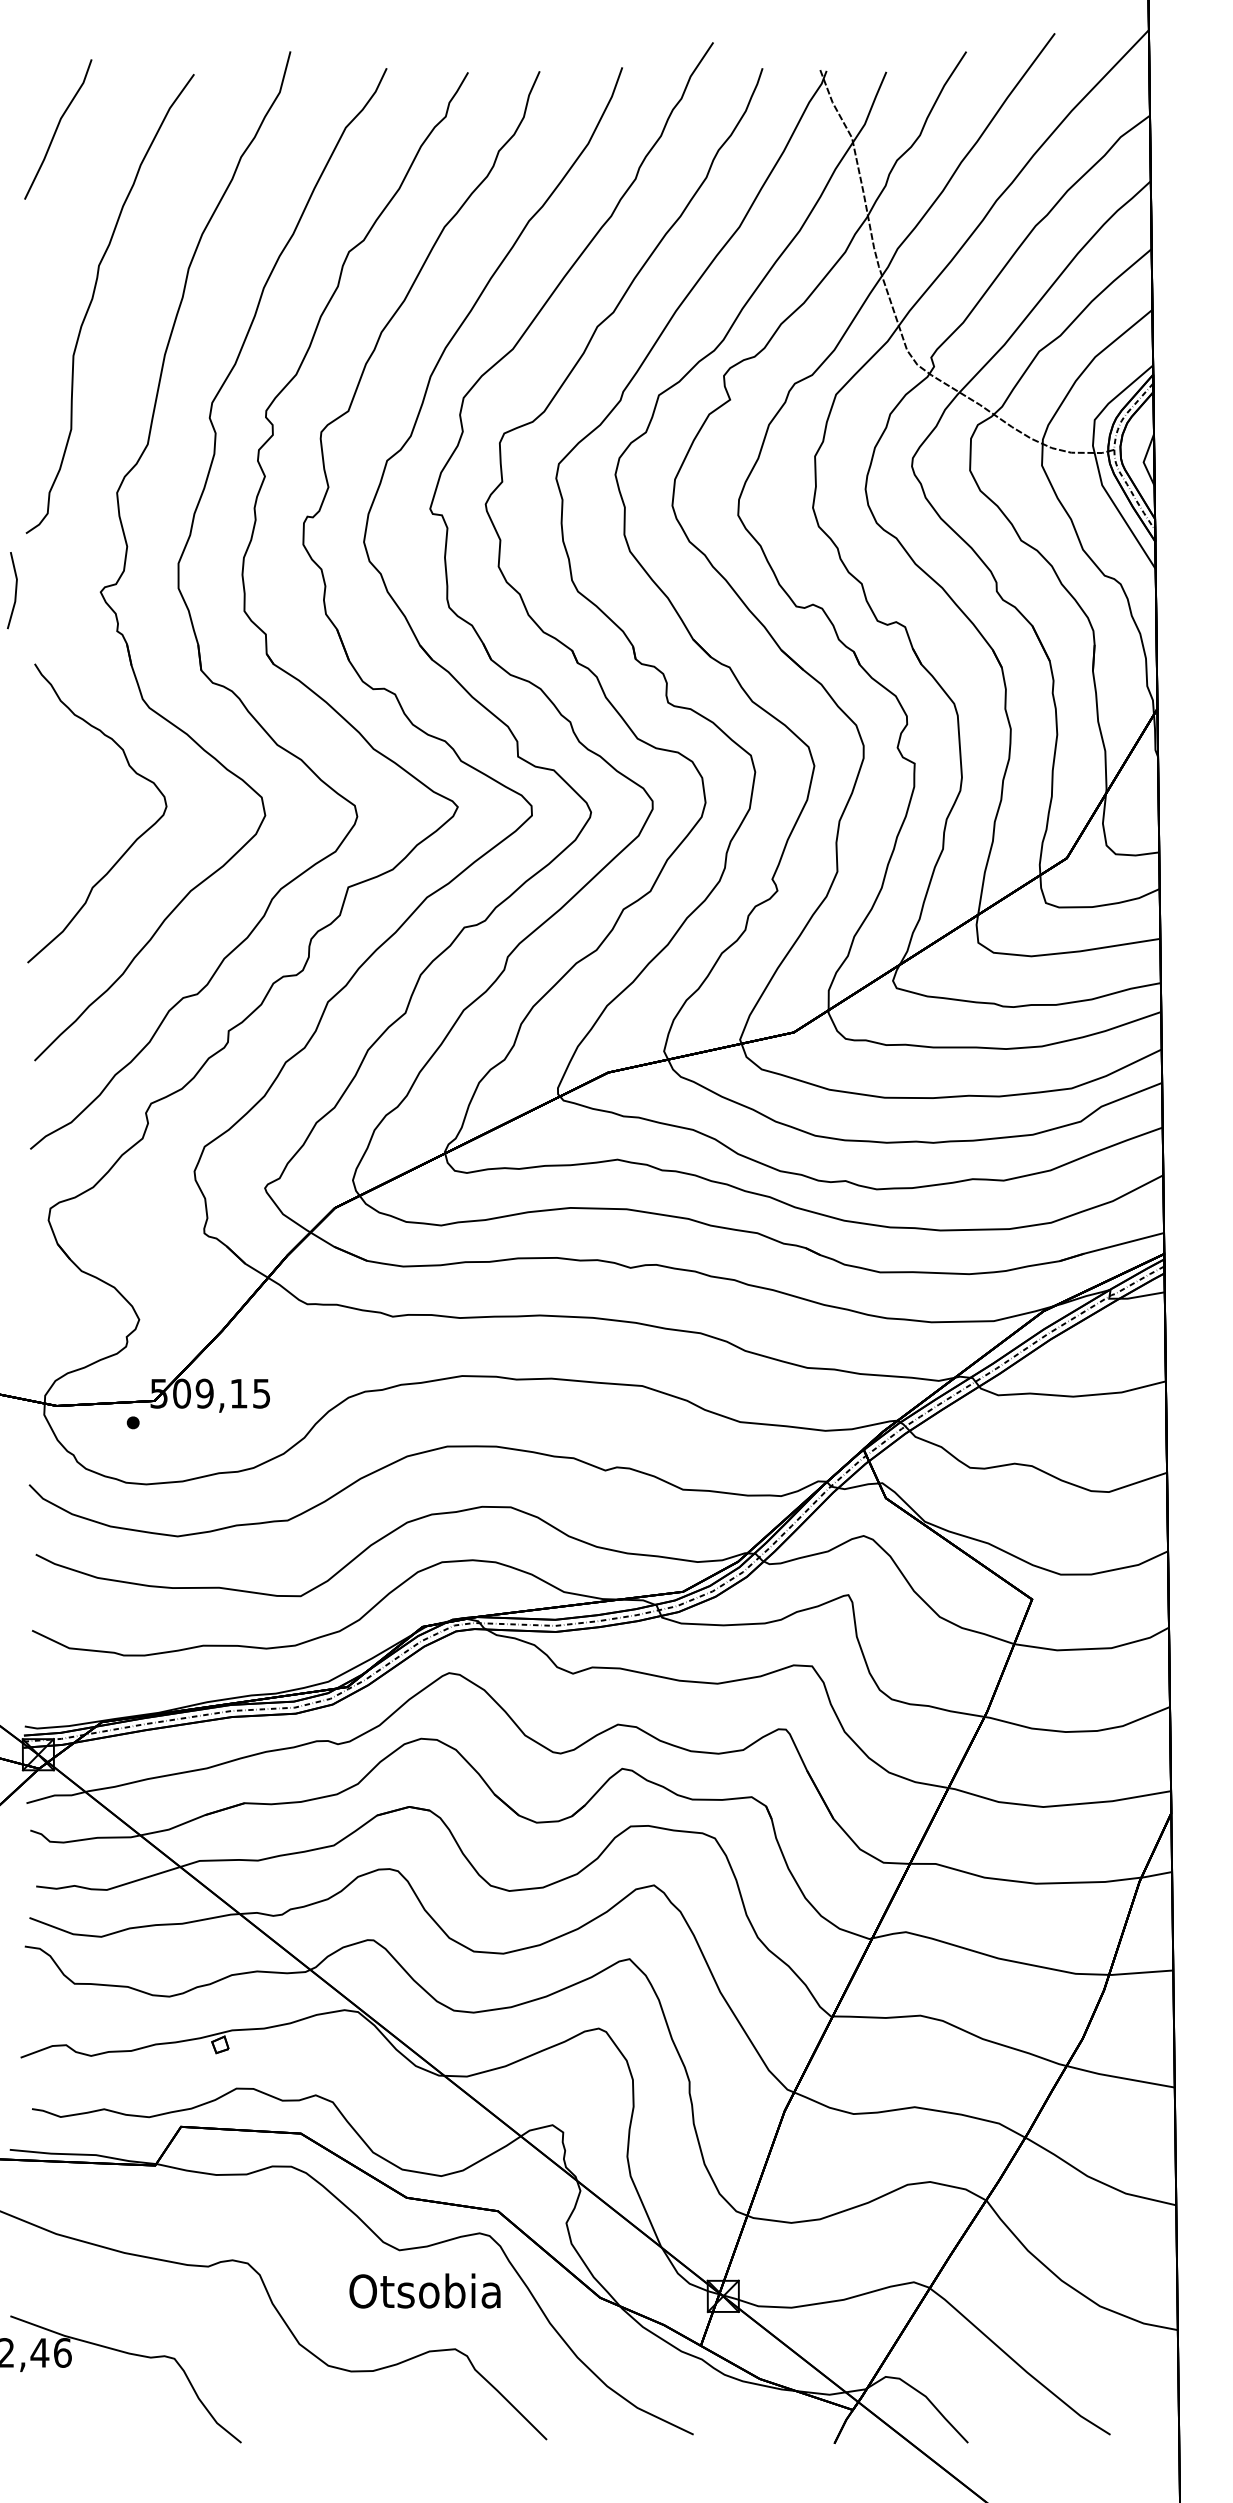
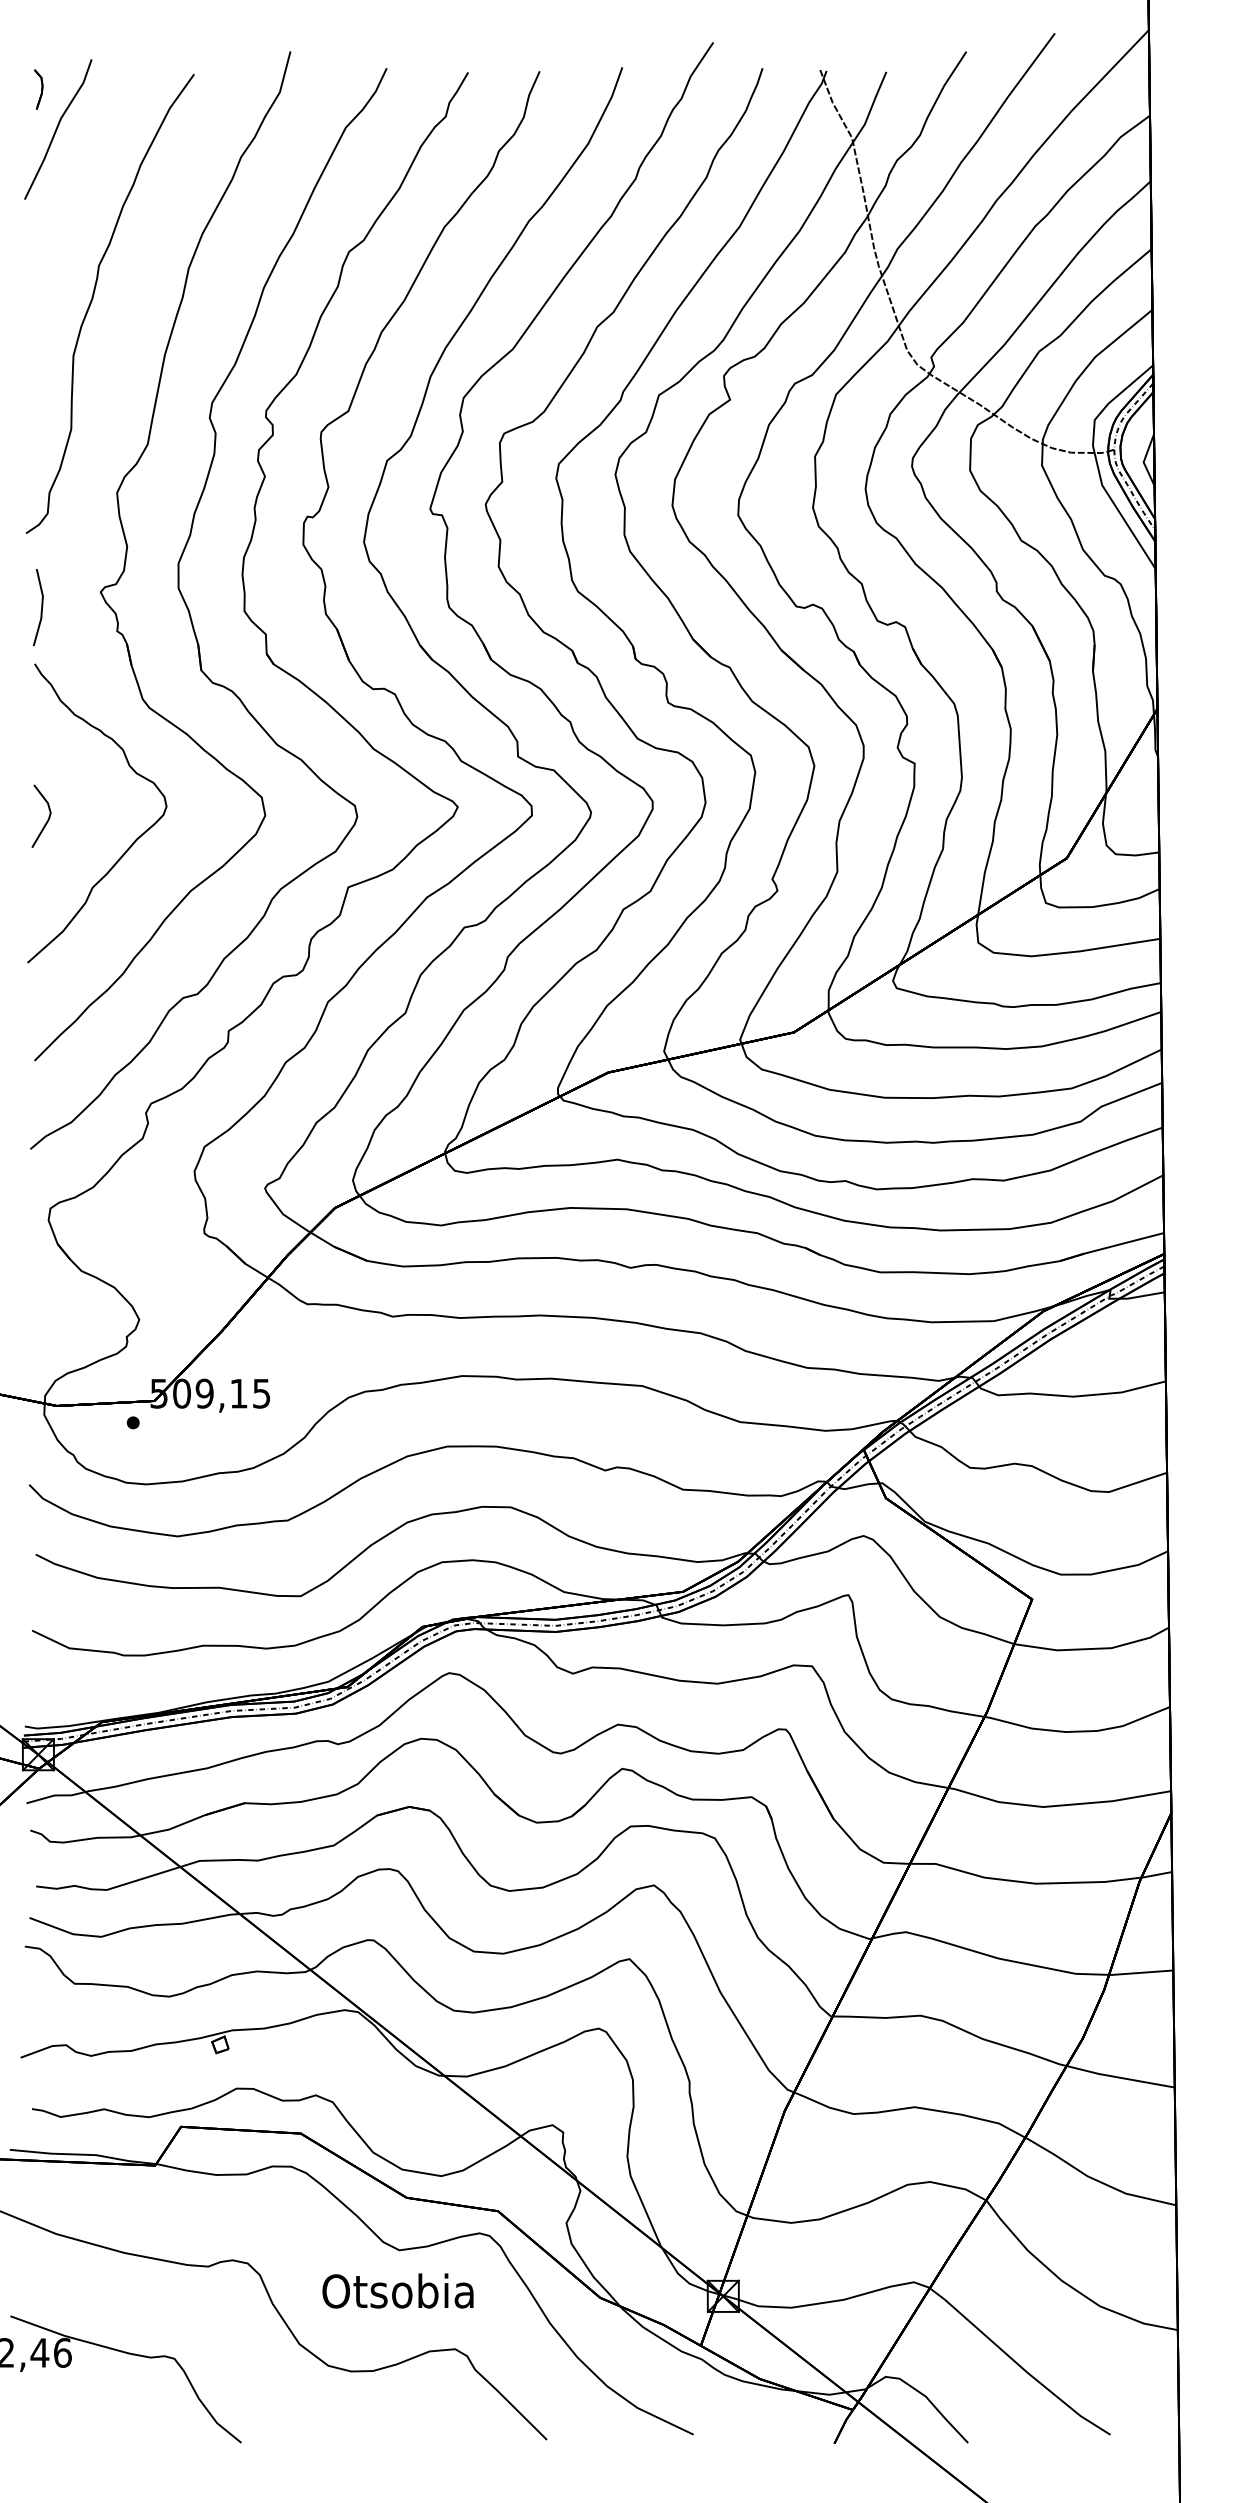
part: none -> present (38, 89)
line position: (15, 590) -> (41, 607) (41, 607)
line: none -> present (48, 816)
text position: (424, 2290) -> (397, 2290) (397, 2290)
